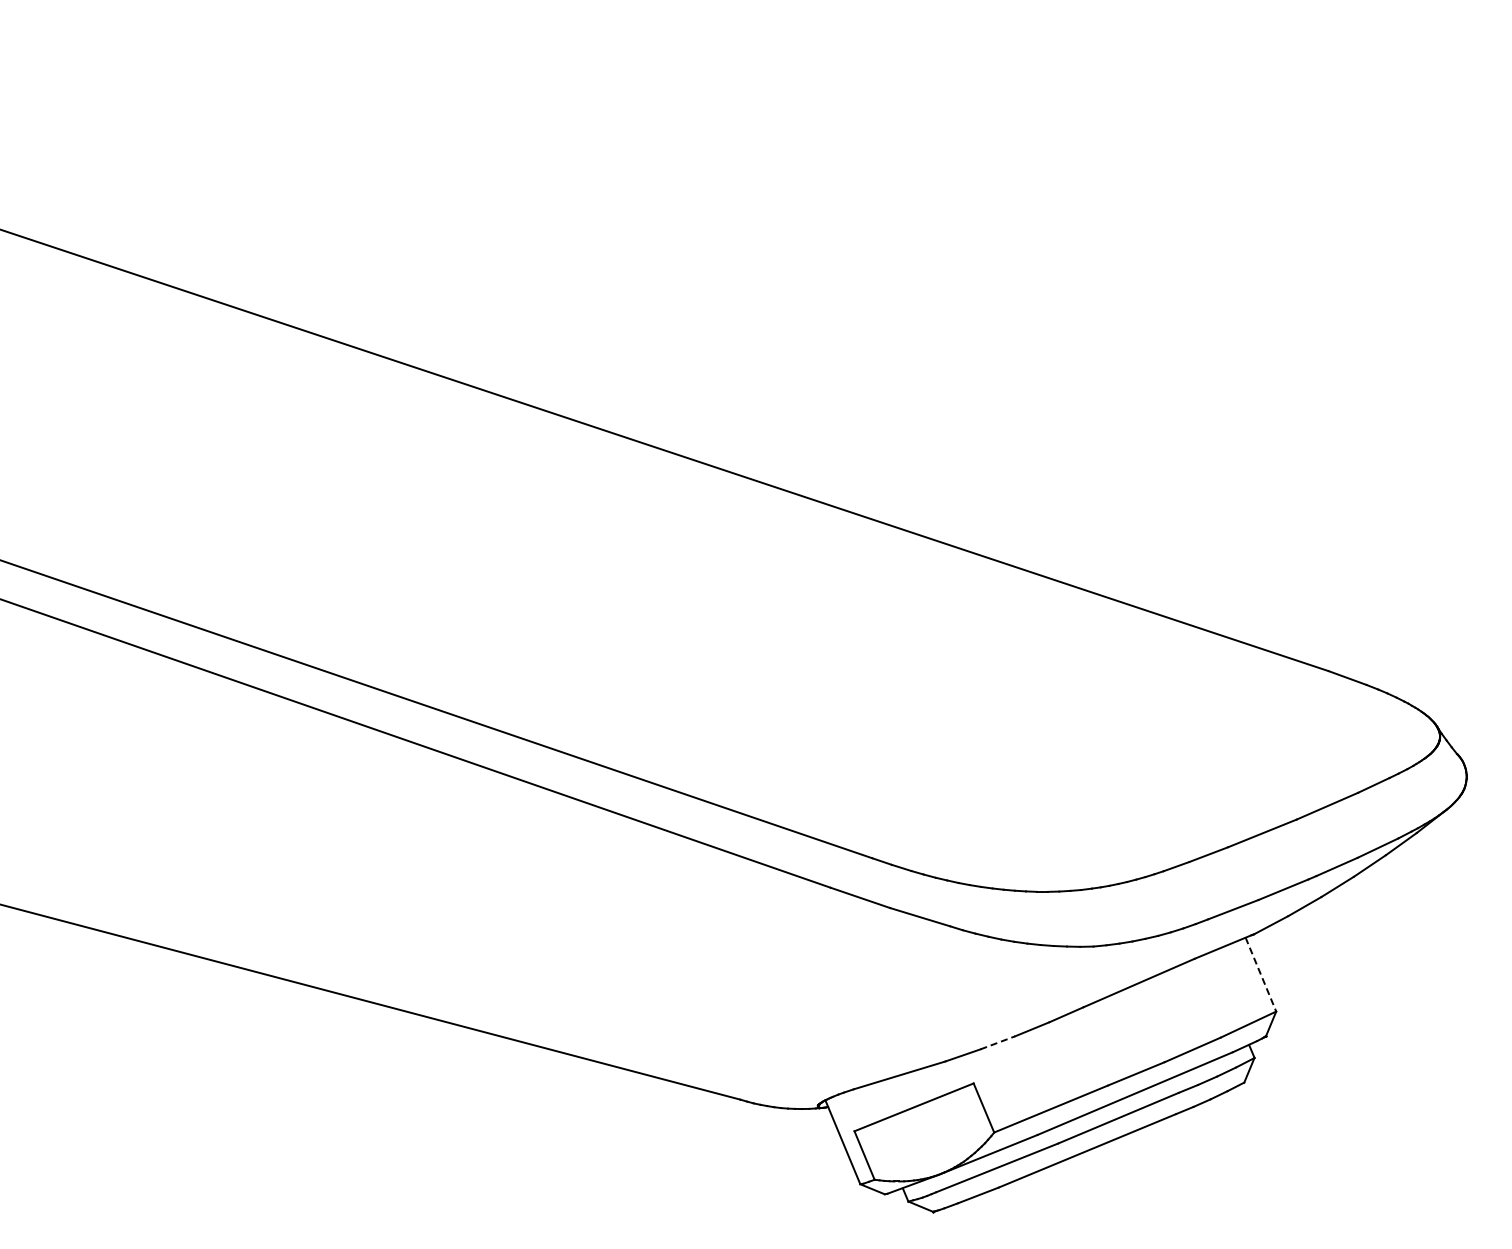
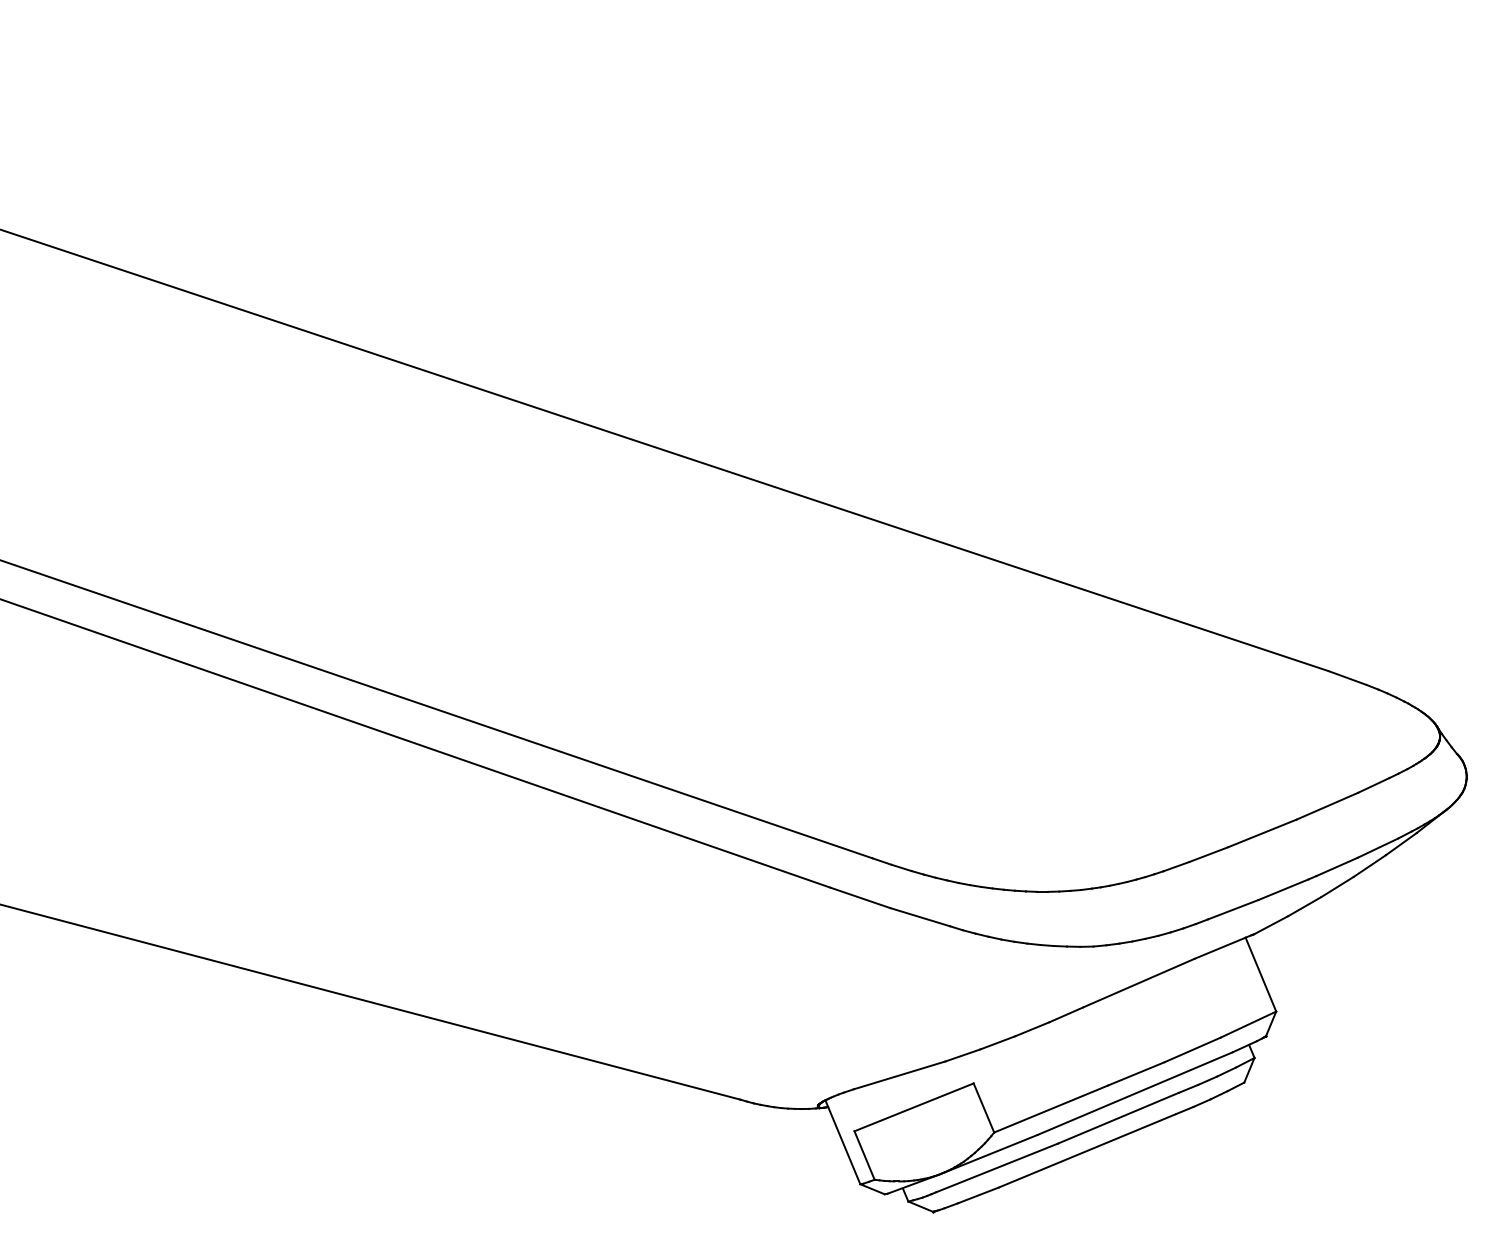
line: dashed -> solid (1261, 975)
line: dashed -> solid (997, 1042)
